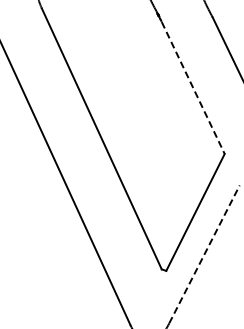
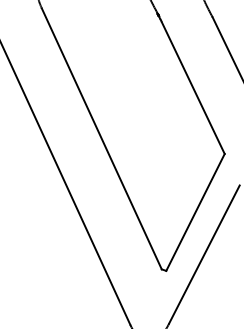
line: dashed -> solid (193, 88)
line: dashed -> solid (204, 253)
